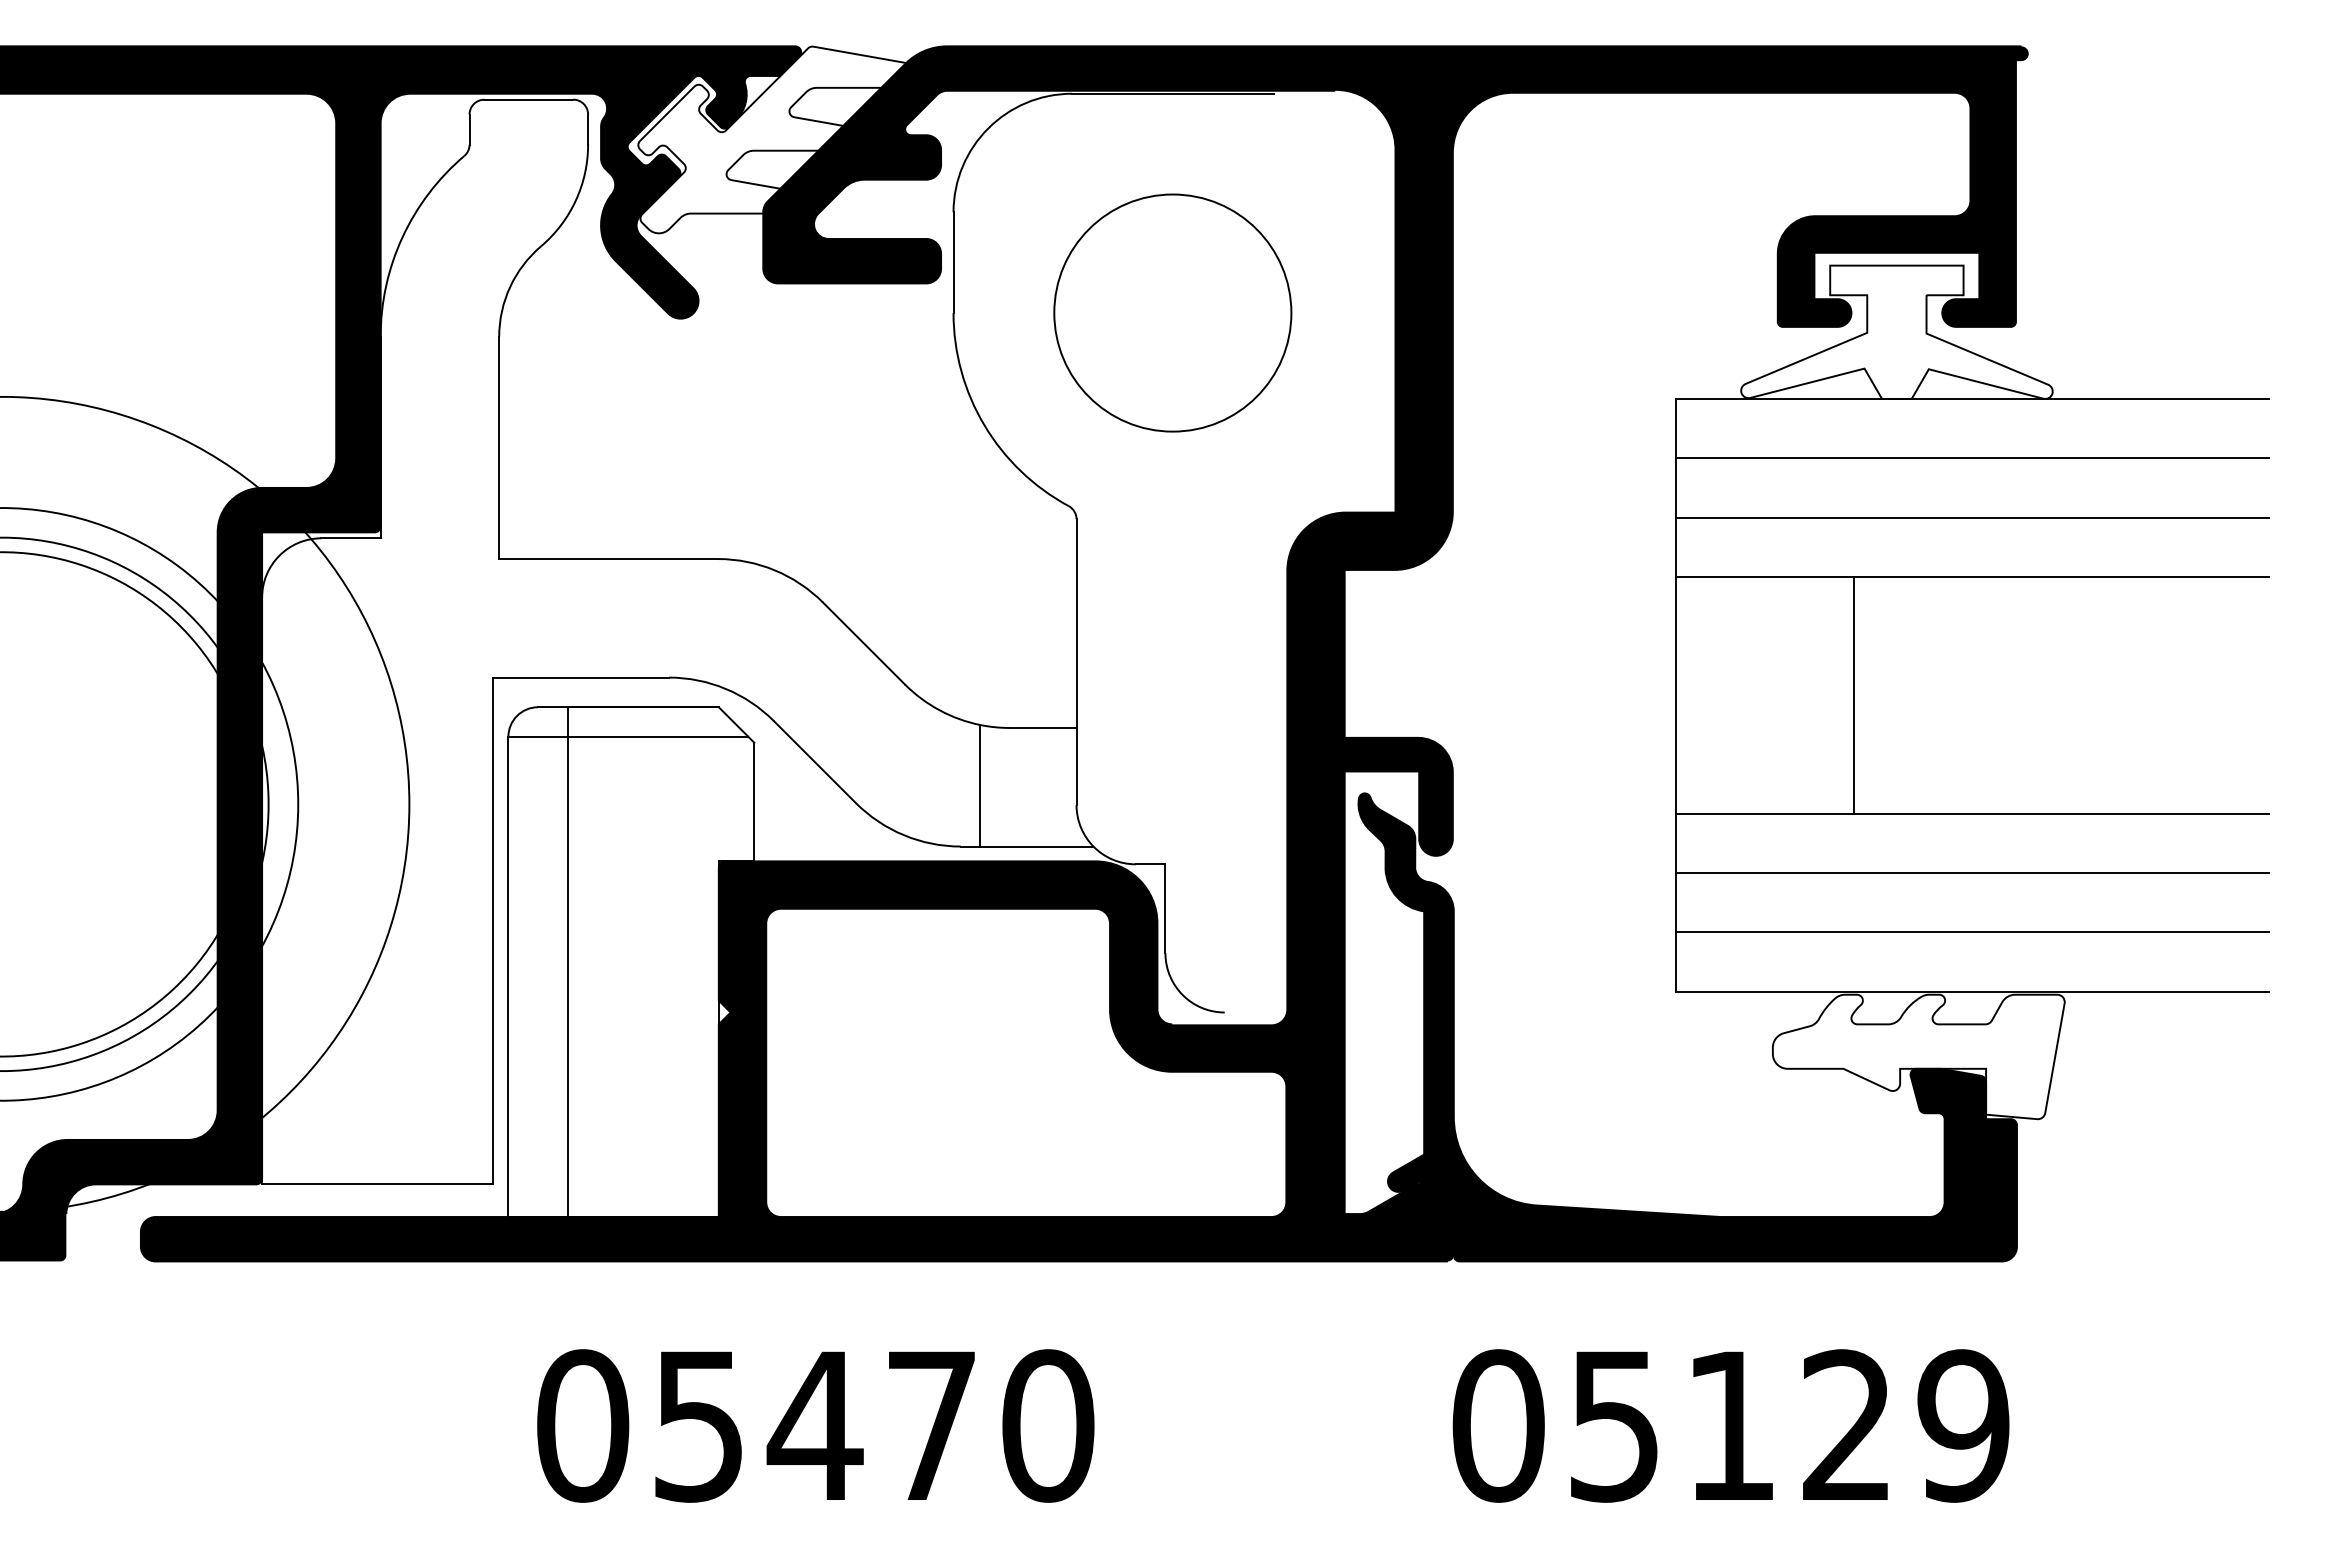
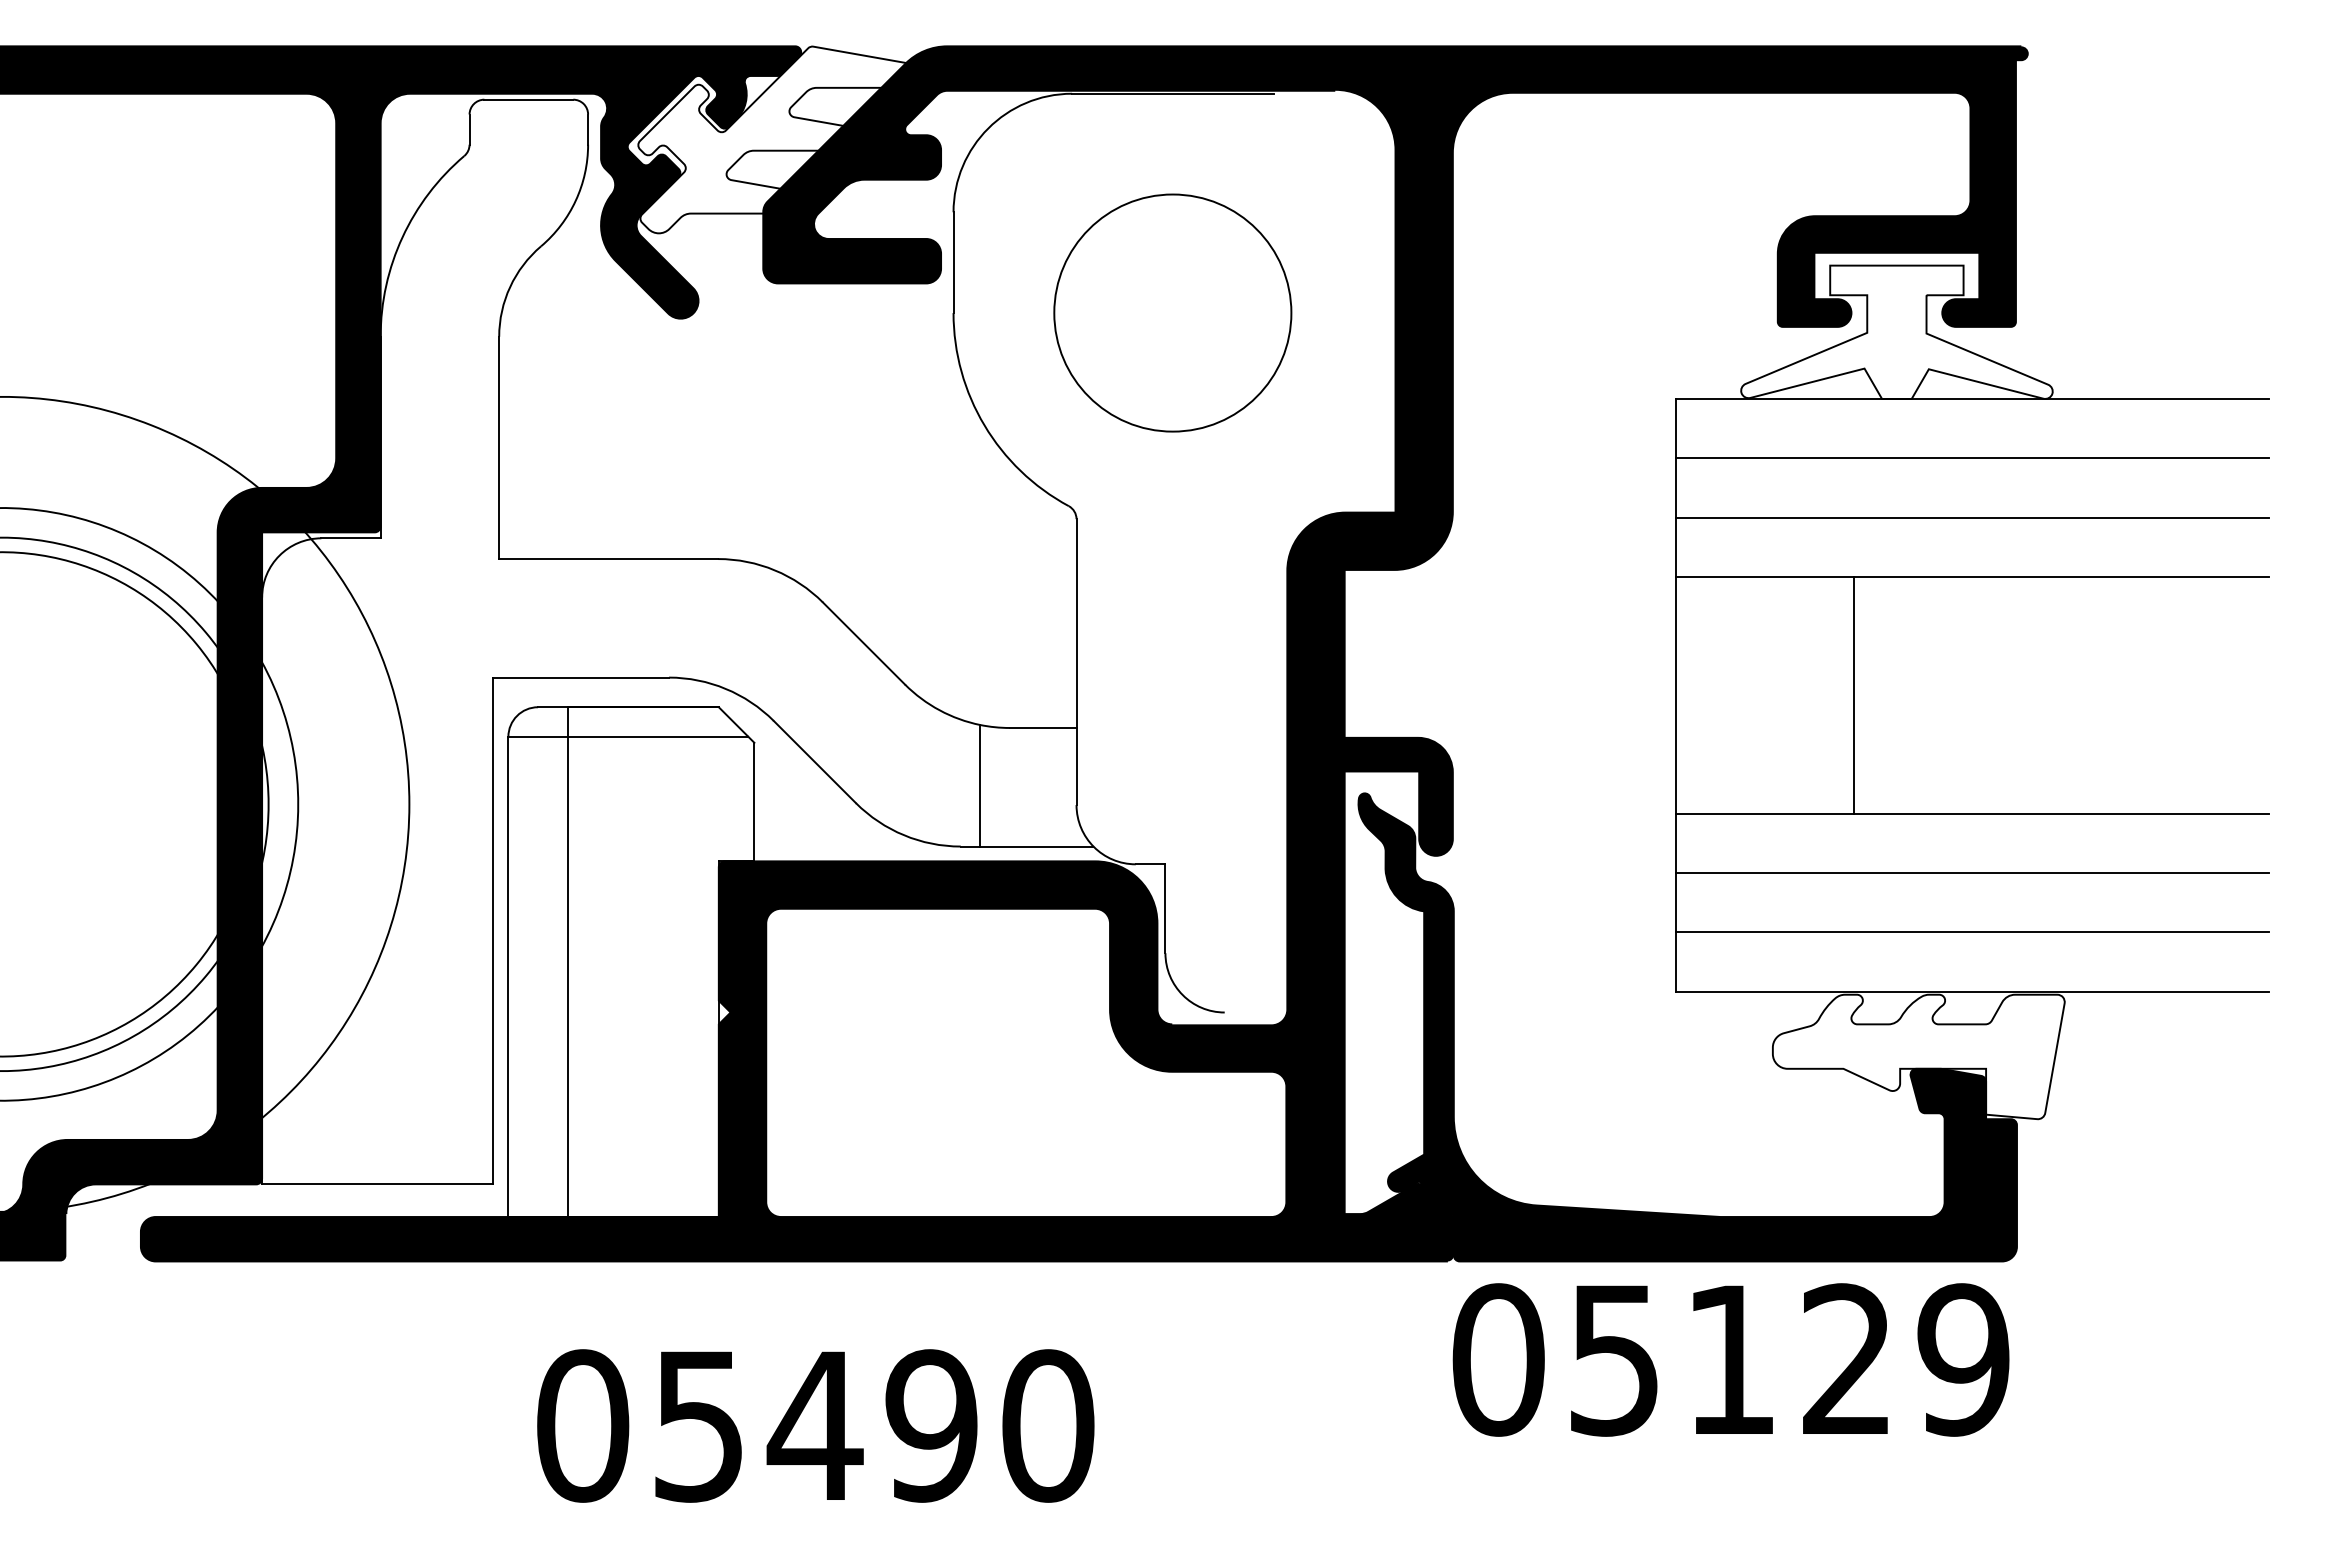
text: 05470 -> 05490 (931, 1425)
text position: (1730, 1425) -> (1730, 1359) (1730, 1359)
